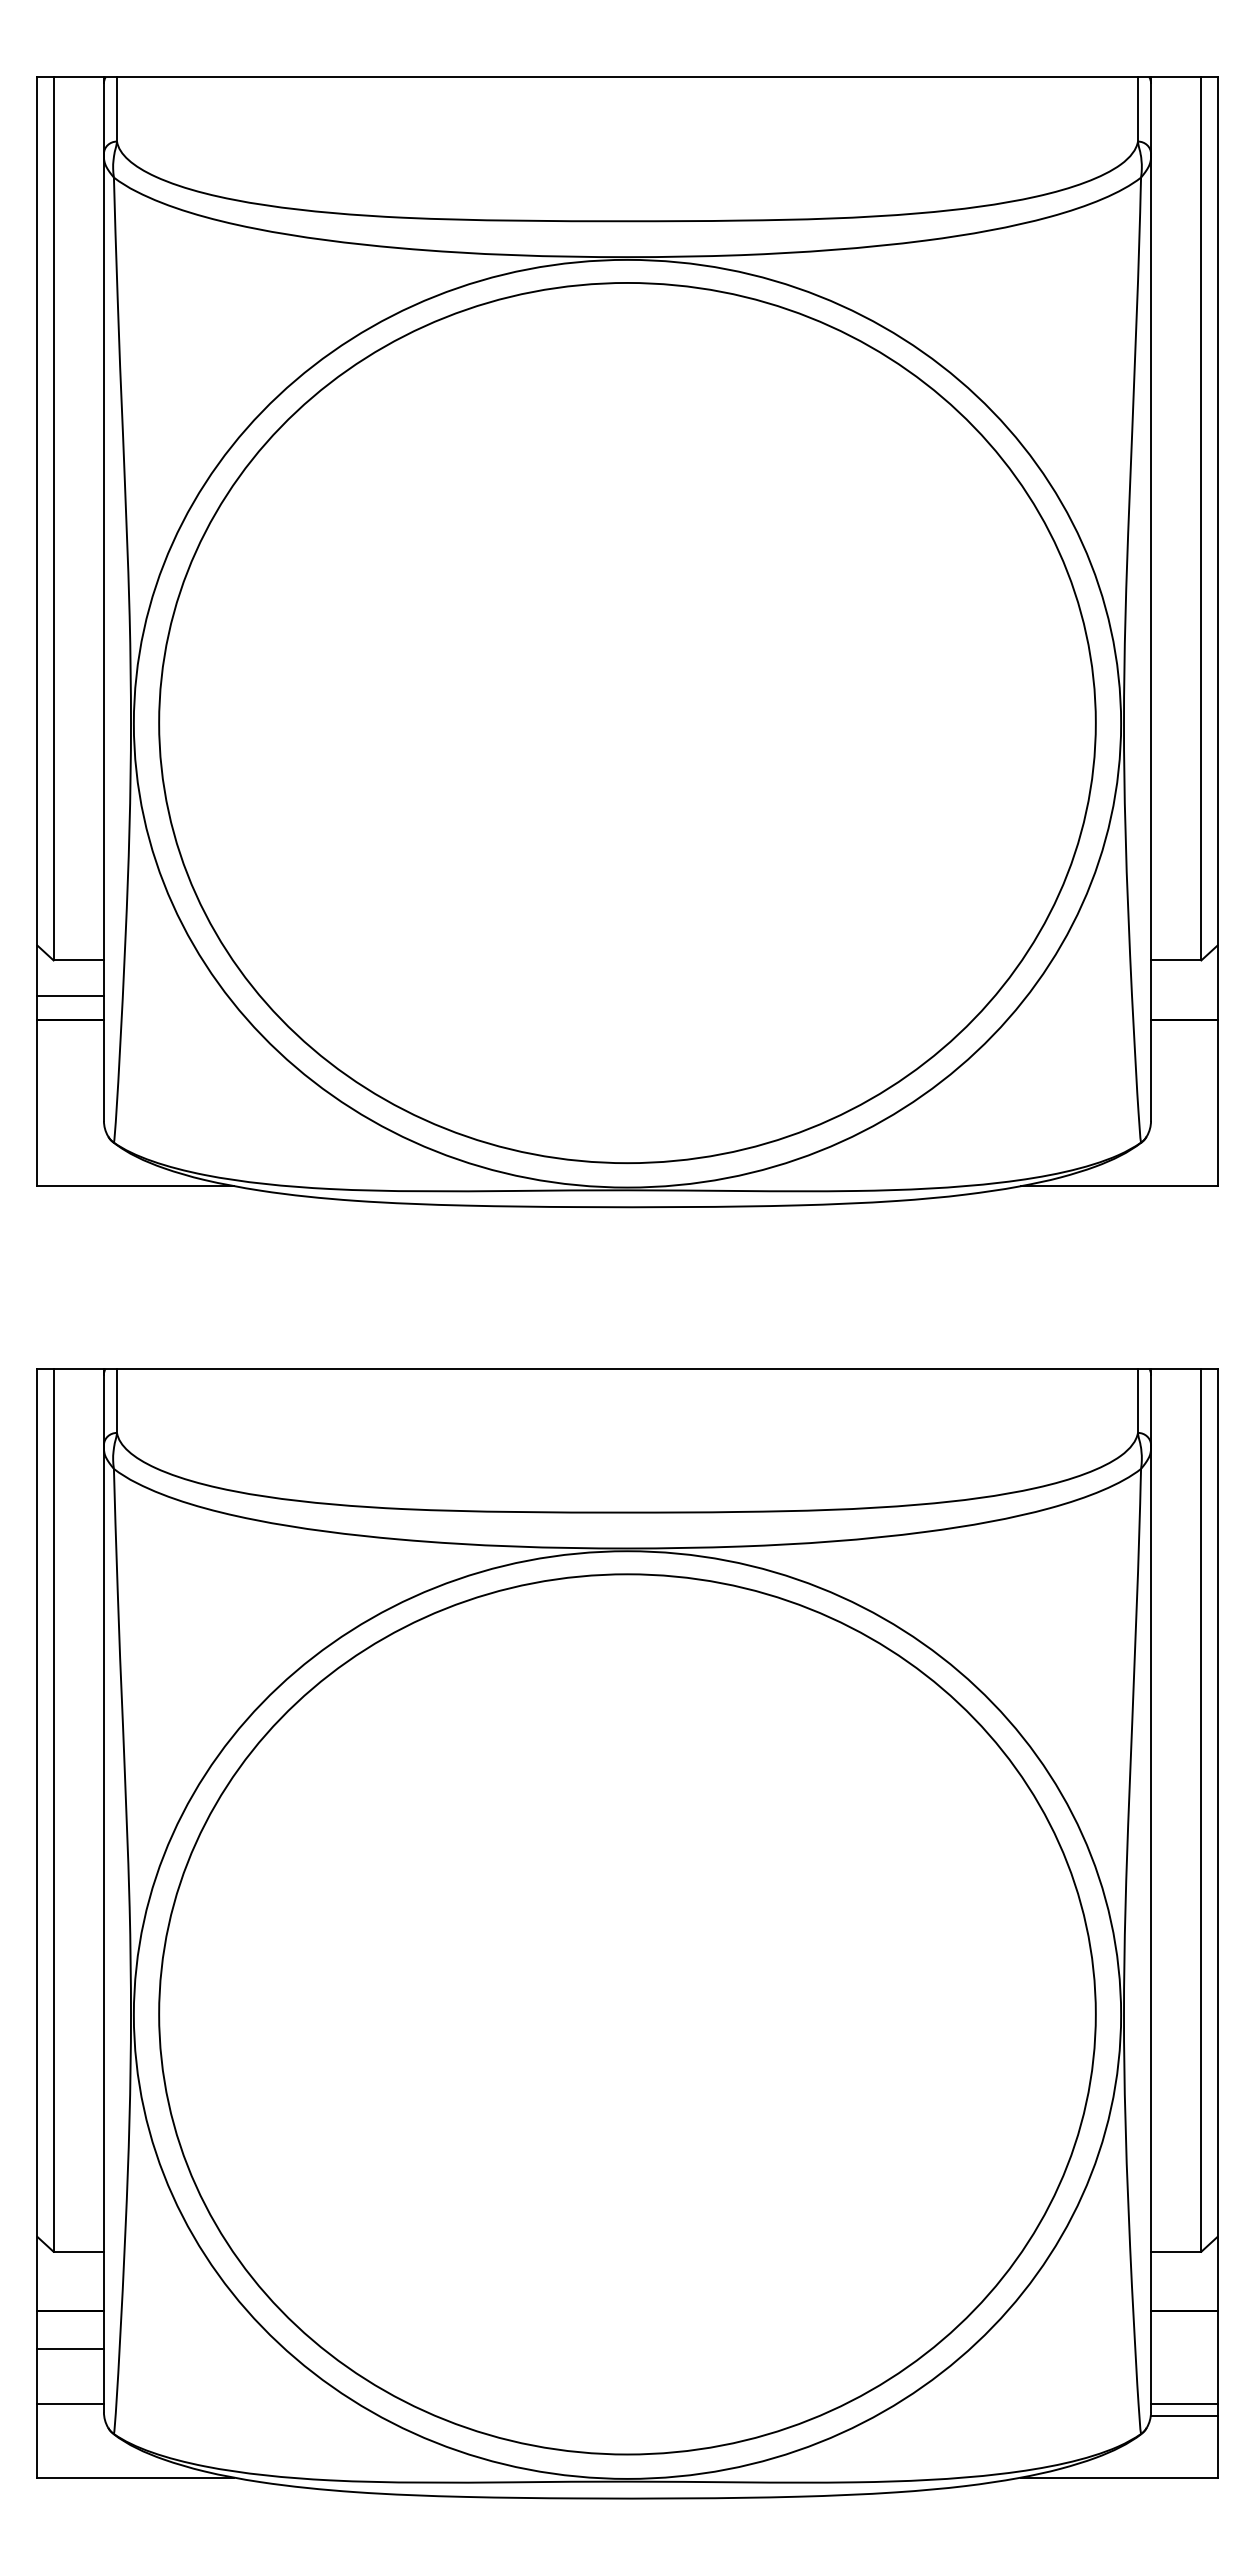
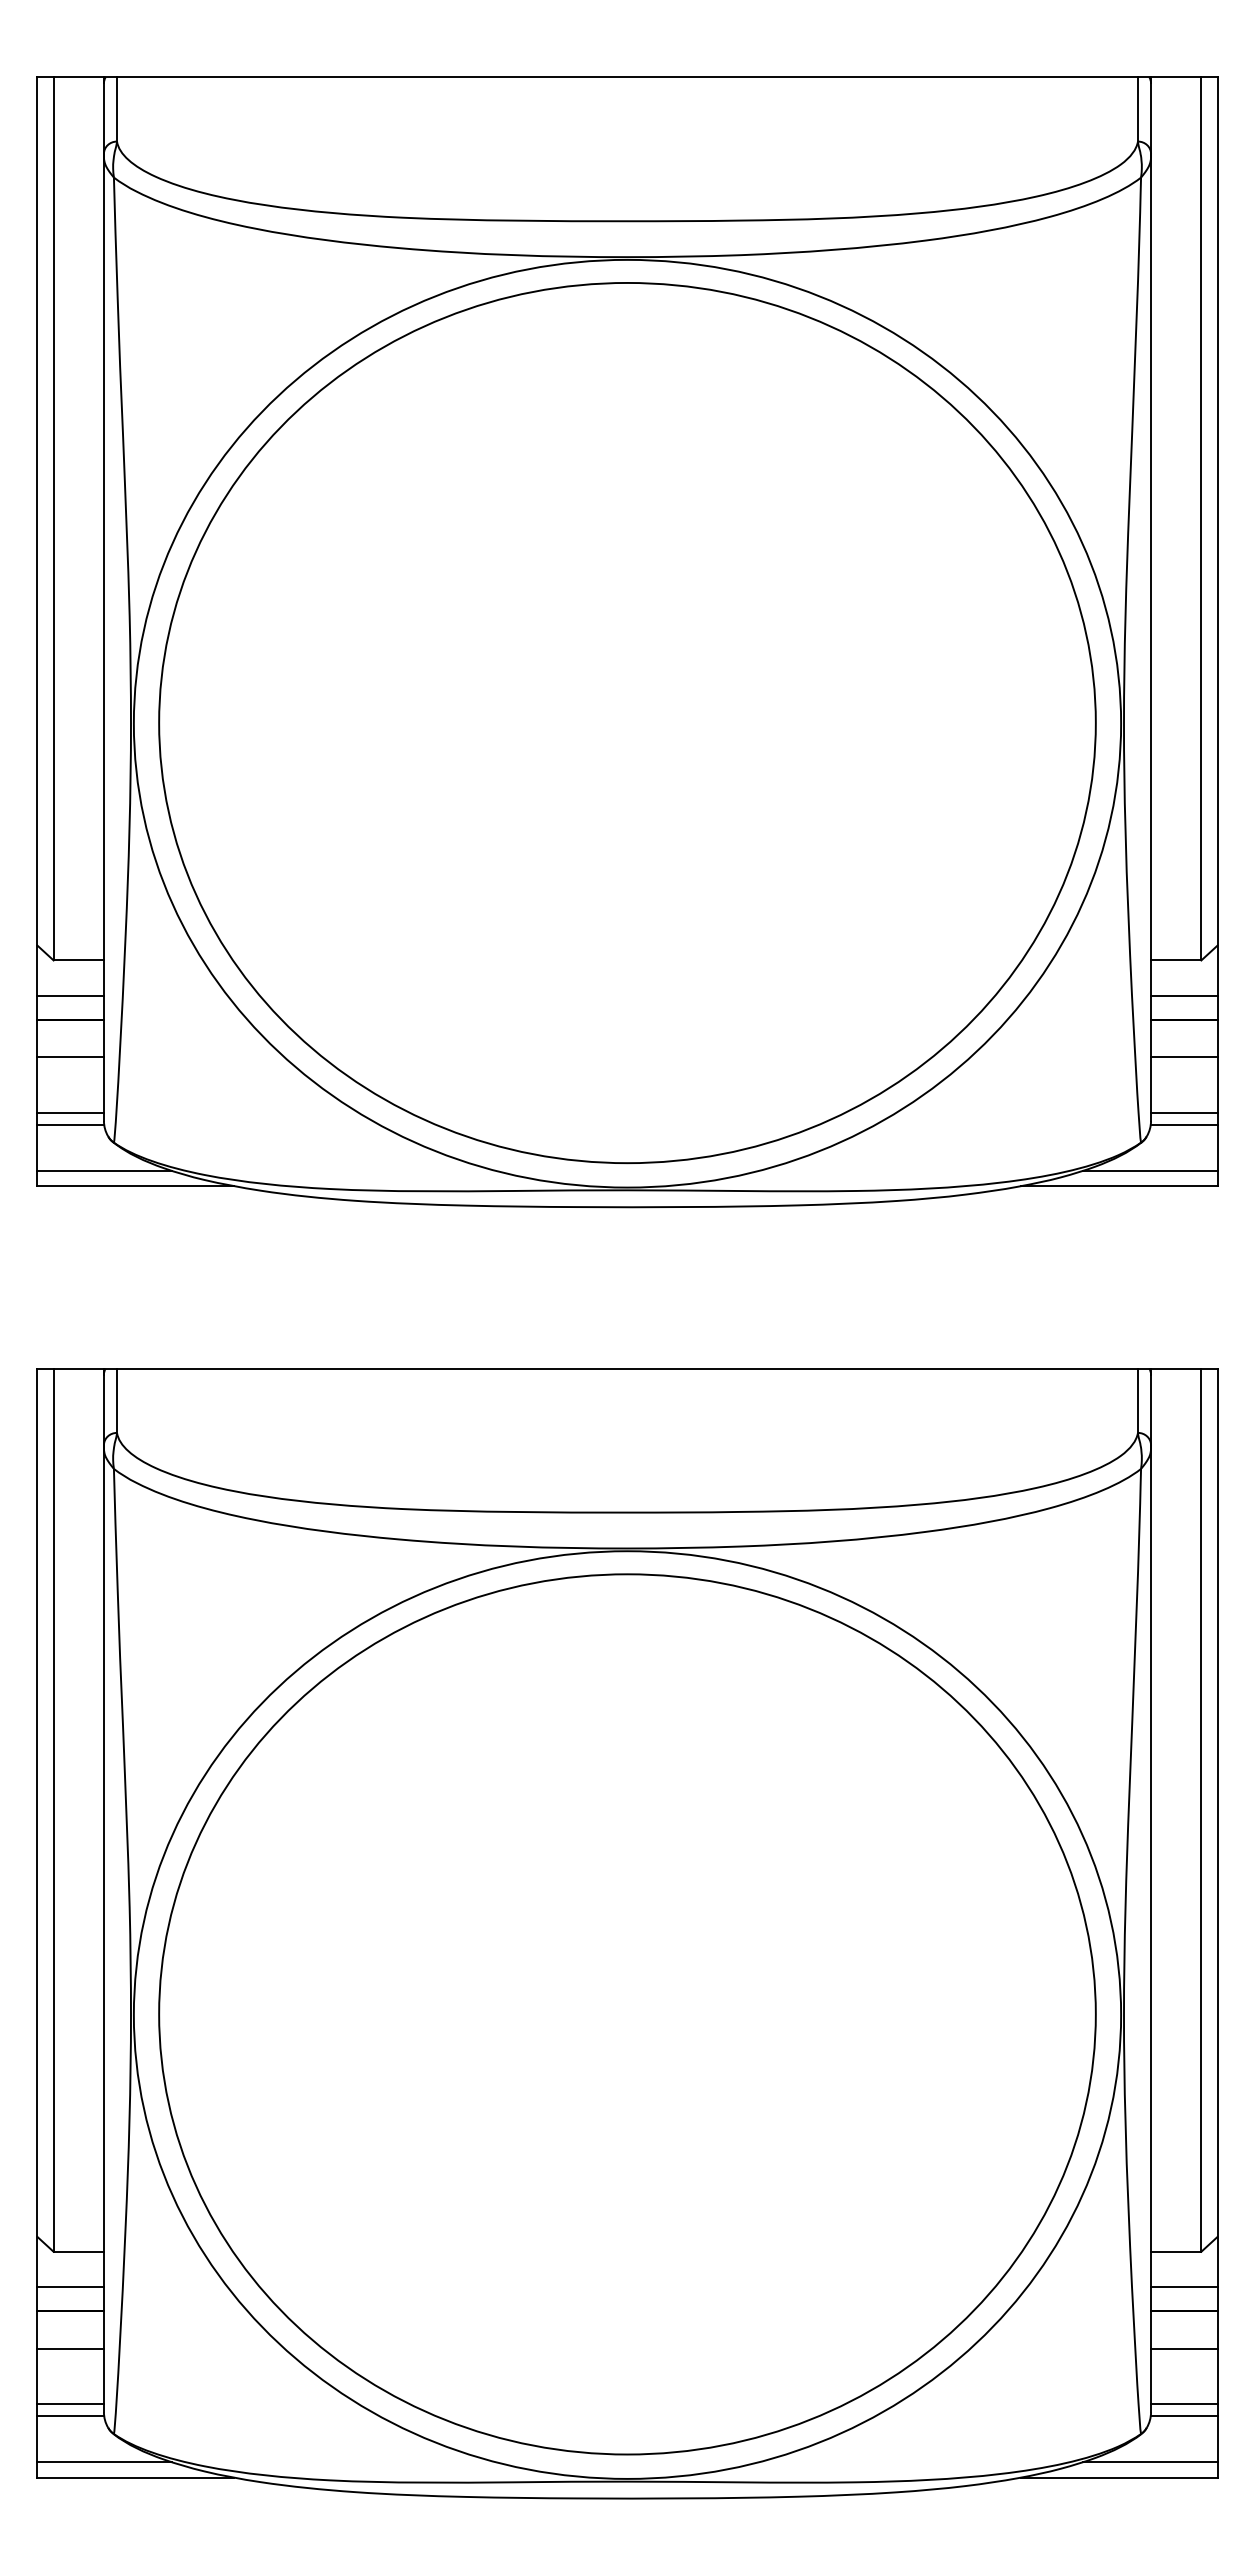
line: none -> present (1184, 996)
line: none -> present (70, 1057)
line: none -> present (1184, 1057)
line: none -> present (70, 1112)
line: none -> present (1184, 1112)
line: none -> present (70, 1124)
line: none -> present (1183, 1124)
line: none -> present (104, 1171)
line: none -> present (1149, 1171)
line: none -> present (70, 2287)
line: none -> present (1184, 2287)
line: none -> present (1184, 2348)
line: none -> present (70, 2416)
line: none -> present (104, 2462)
line: none -> present (1149, 2462)
